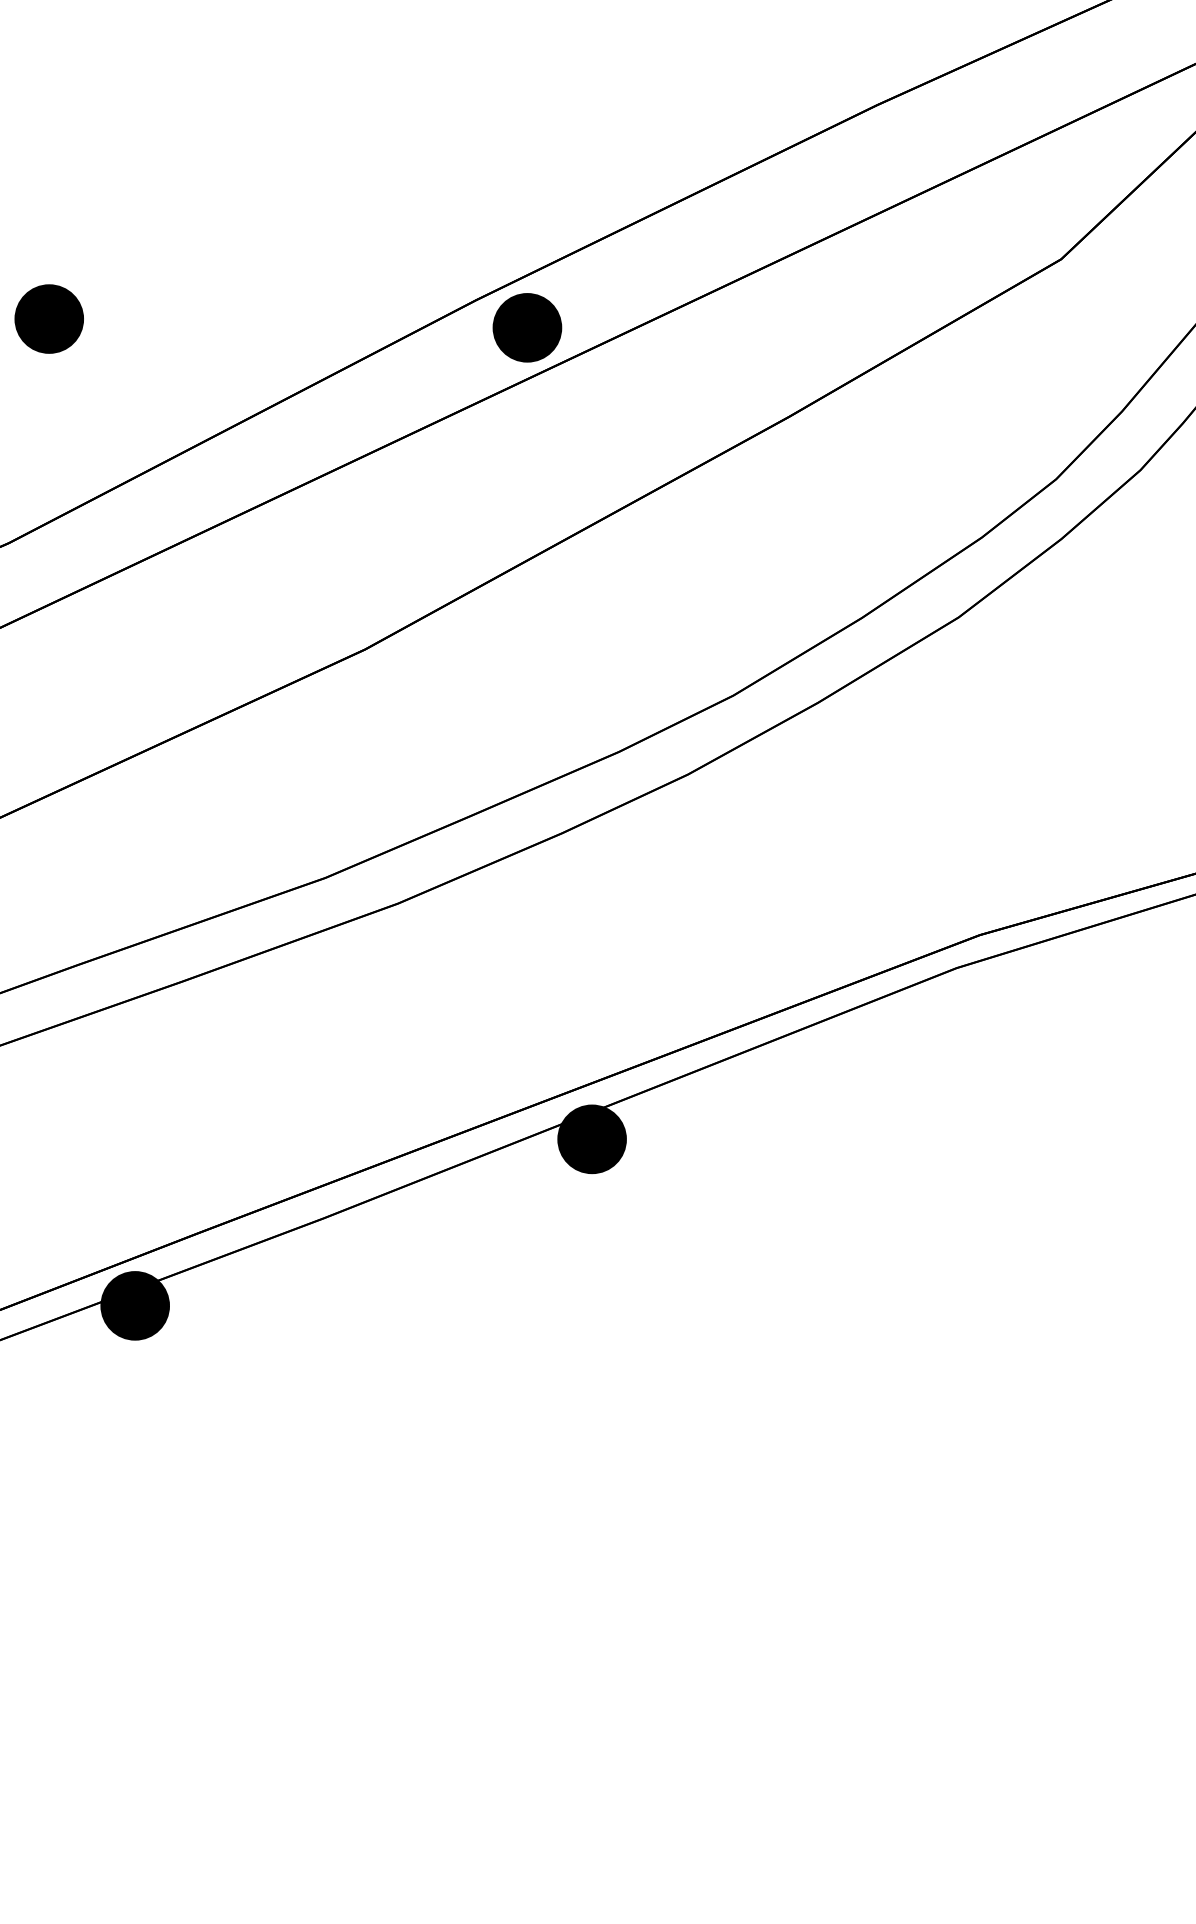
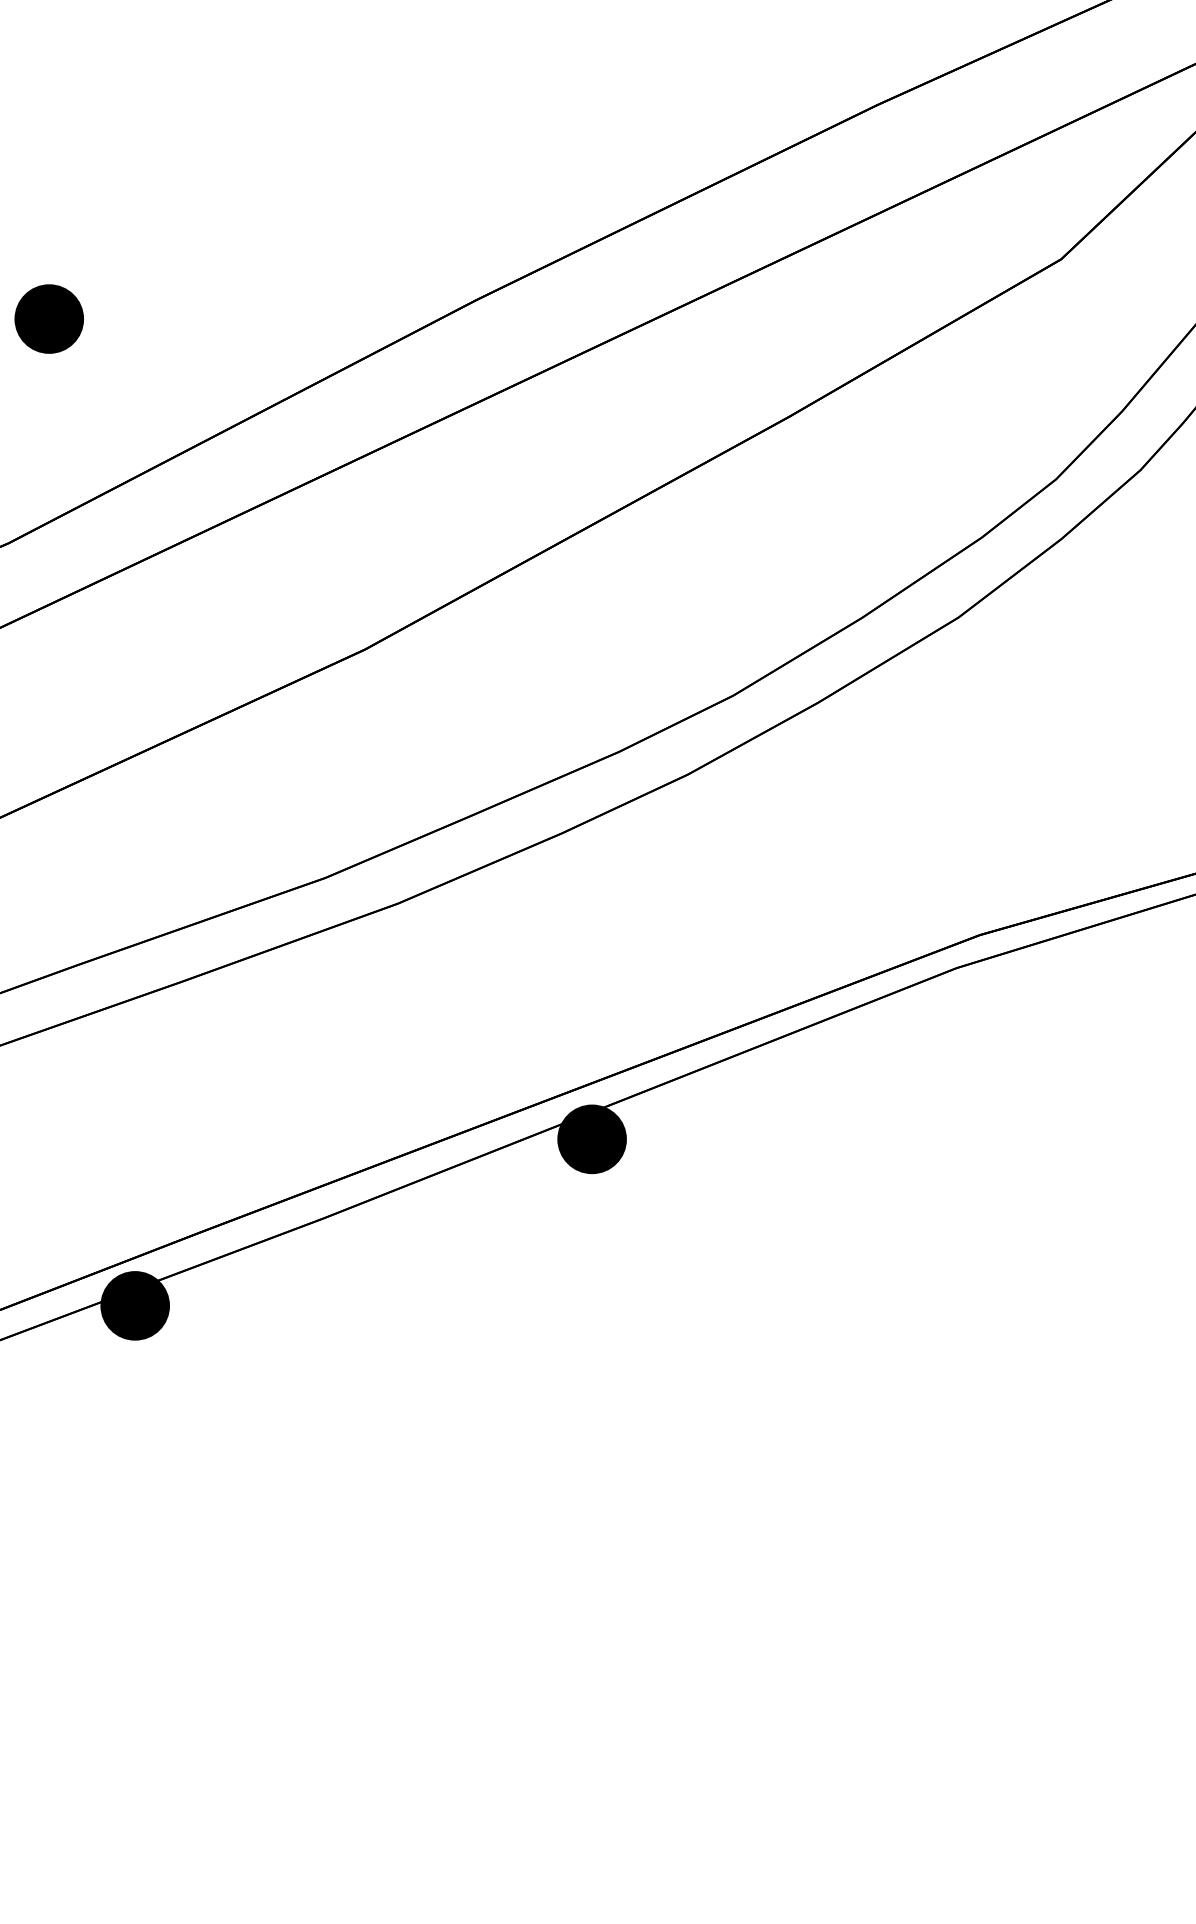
part: present -> none (527, 327)
